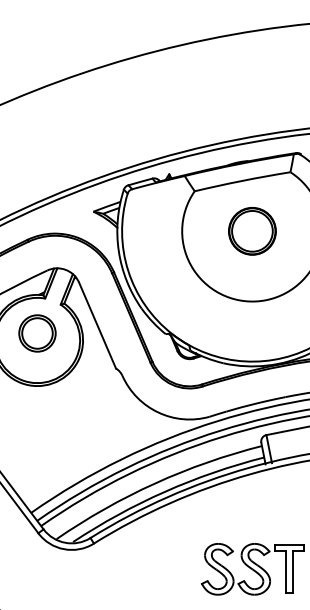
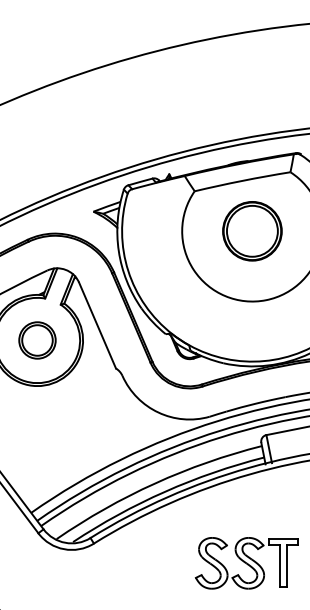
part size: 49x49 px -> 61x61 px (252, 231)
part position: (37, 333) -> (37, 340) (37, 340)
part position: (252, 569) -> (246, 563) (246, 563)
